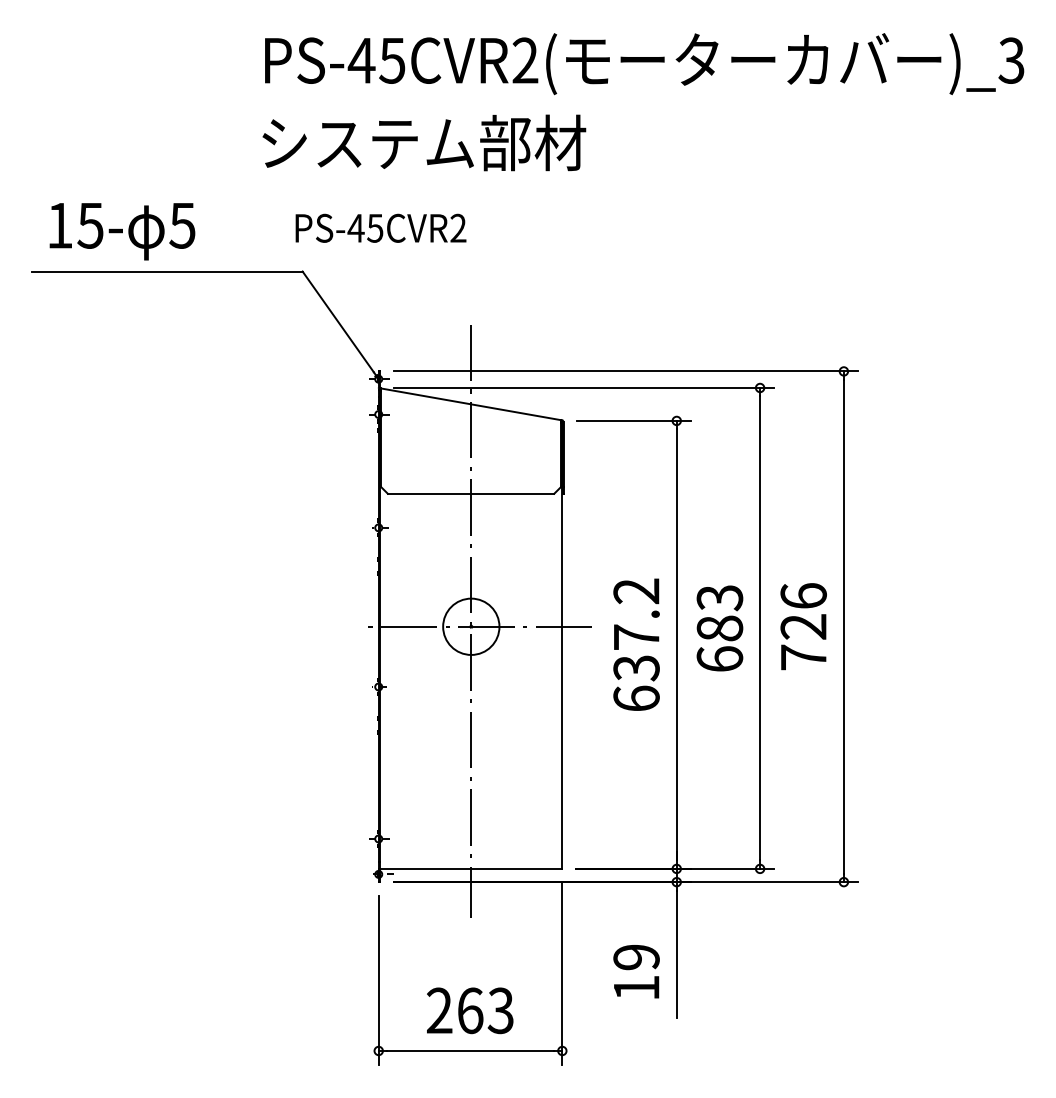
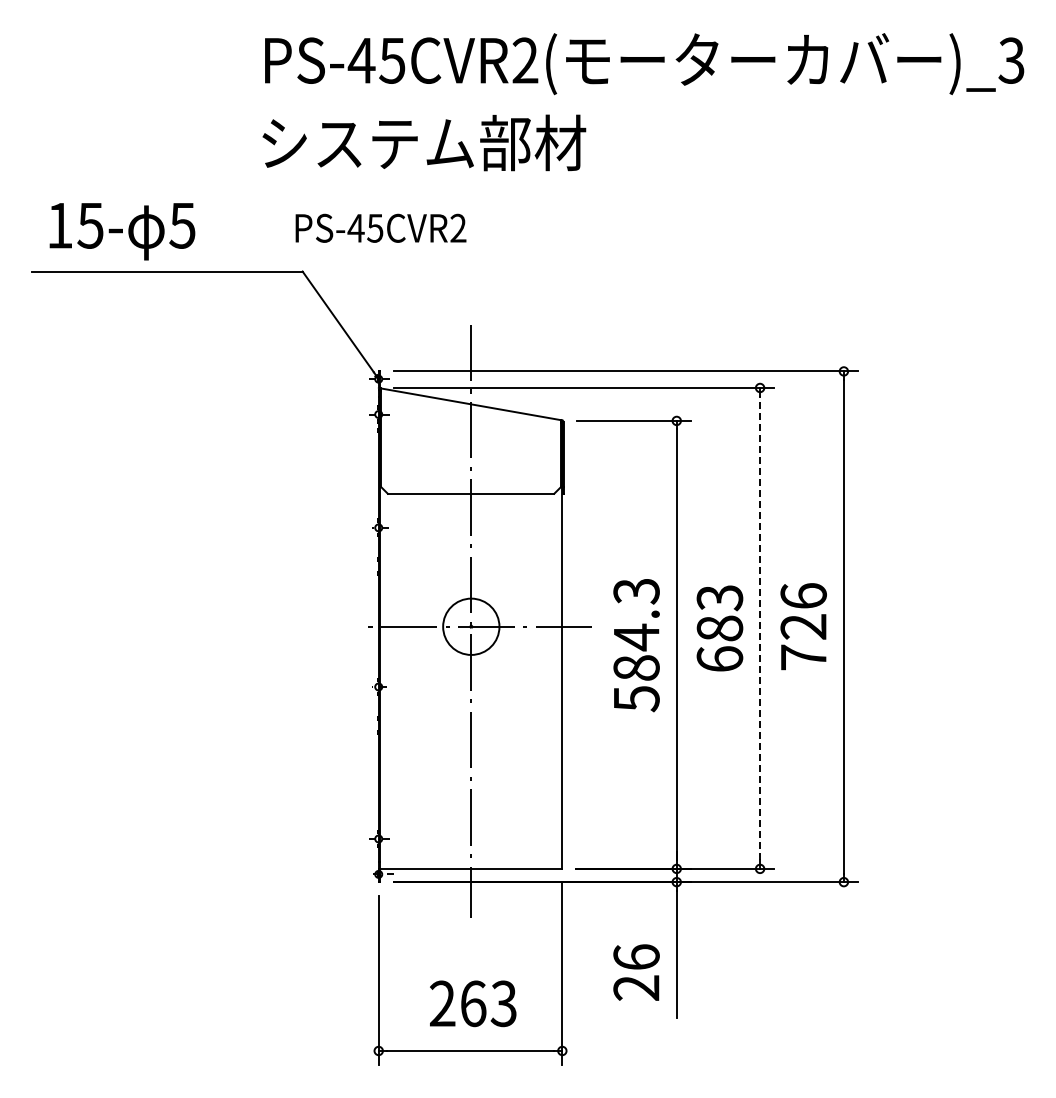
line: solid -> dashed (760, 627)
text: 637.2 -> 584.3 (636, 645)
text: 19 -> 26 (636, 972)
text position: (470, 1010) -> (473, 1003) (473, 1003)
